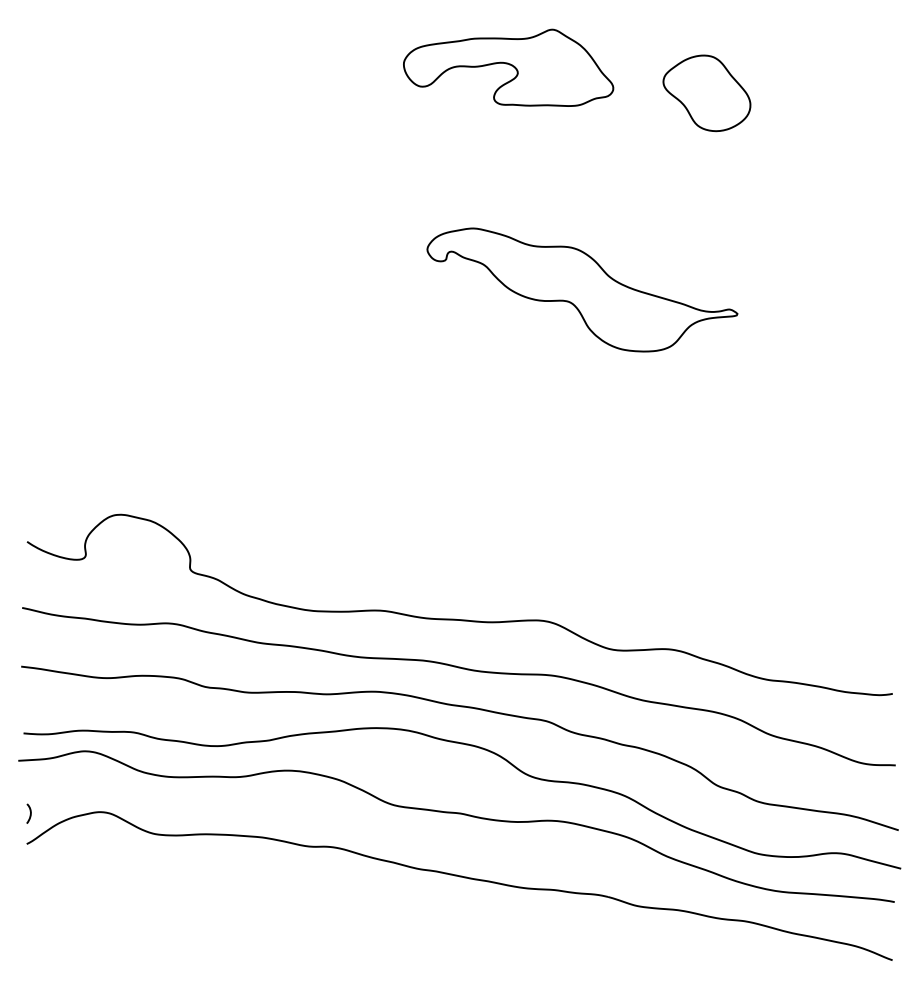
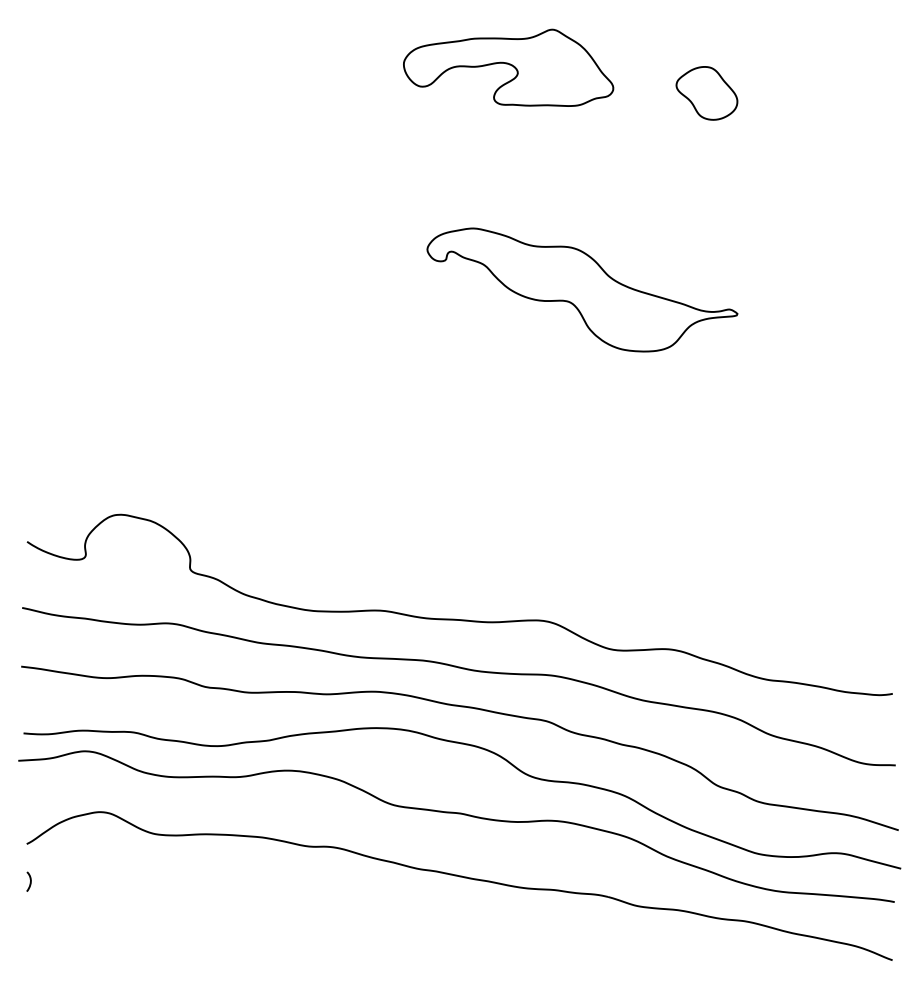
part size: 90x79 px -> 64x55 px (706, 93)
curve position: (29, 814) -> (29, 882) (29, 882)
